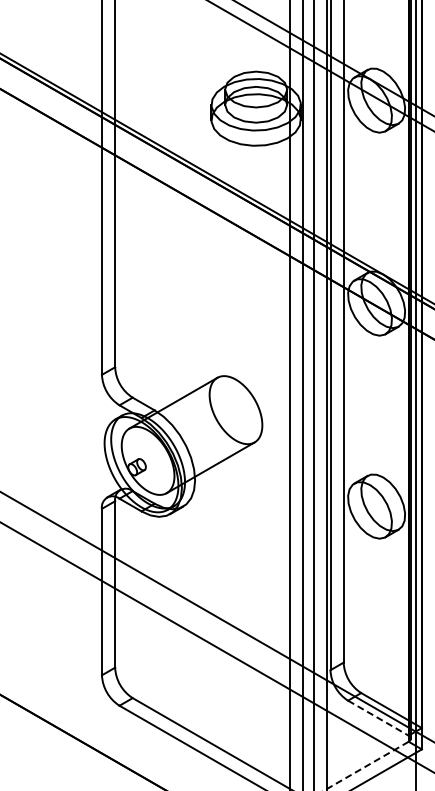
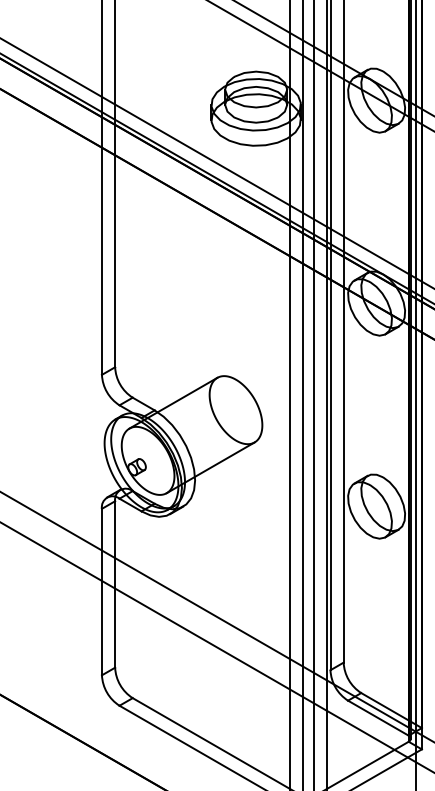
line: none -> present (216, 163)
line: dashed -> solid (378, 718)
line: dashed -> solid (366, 766)
